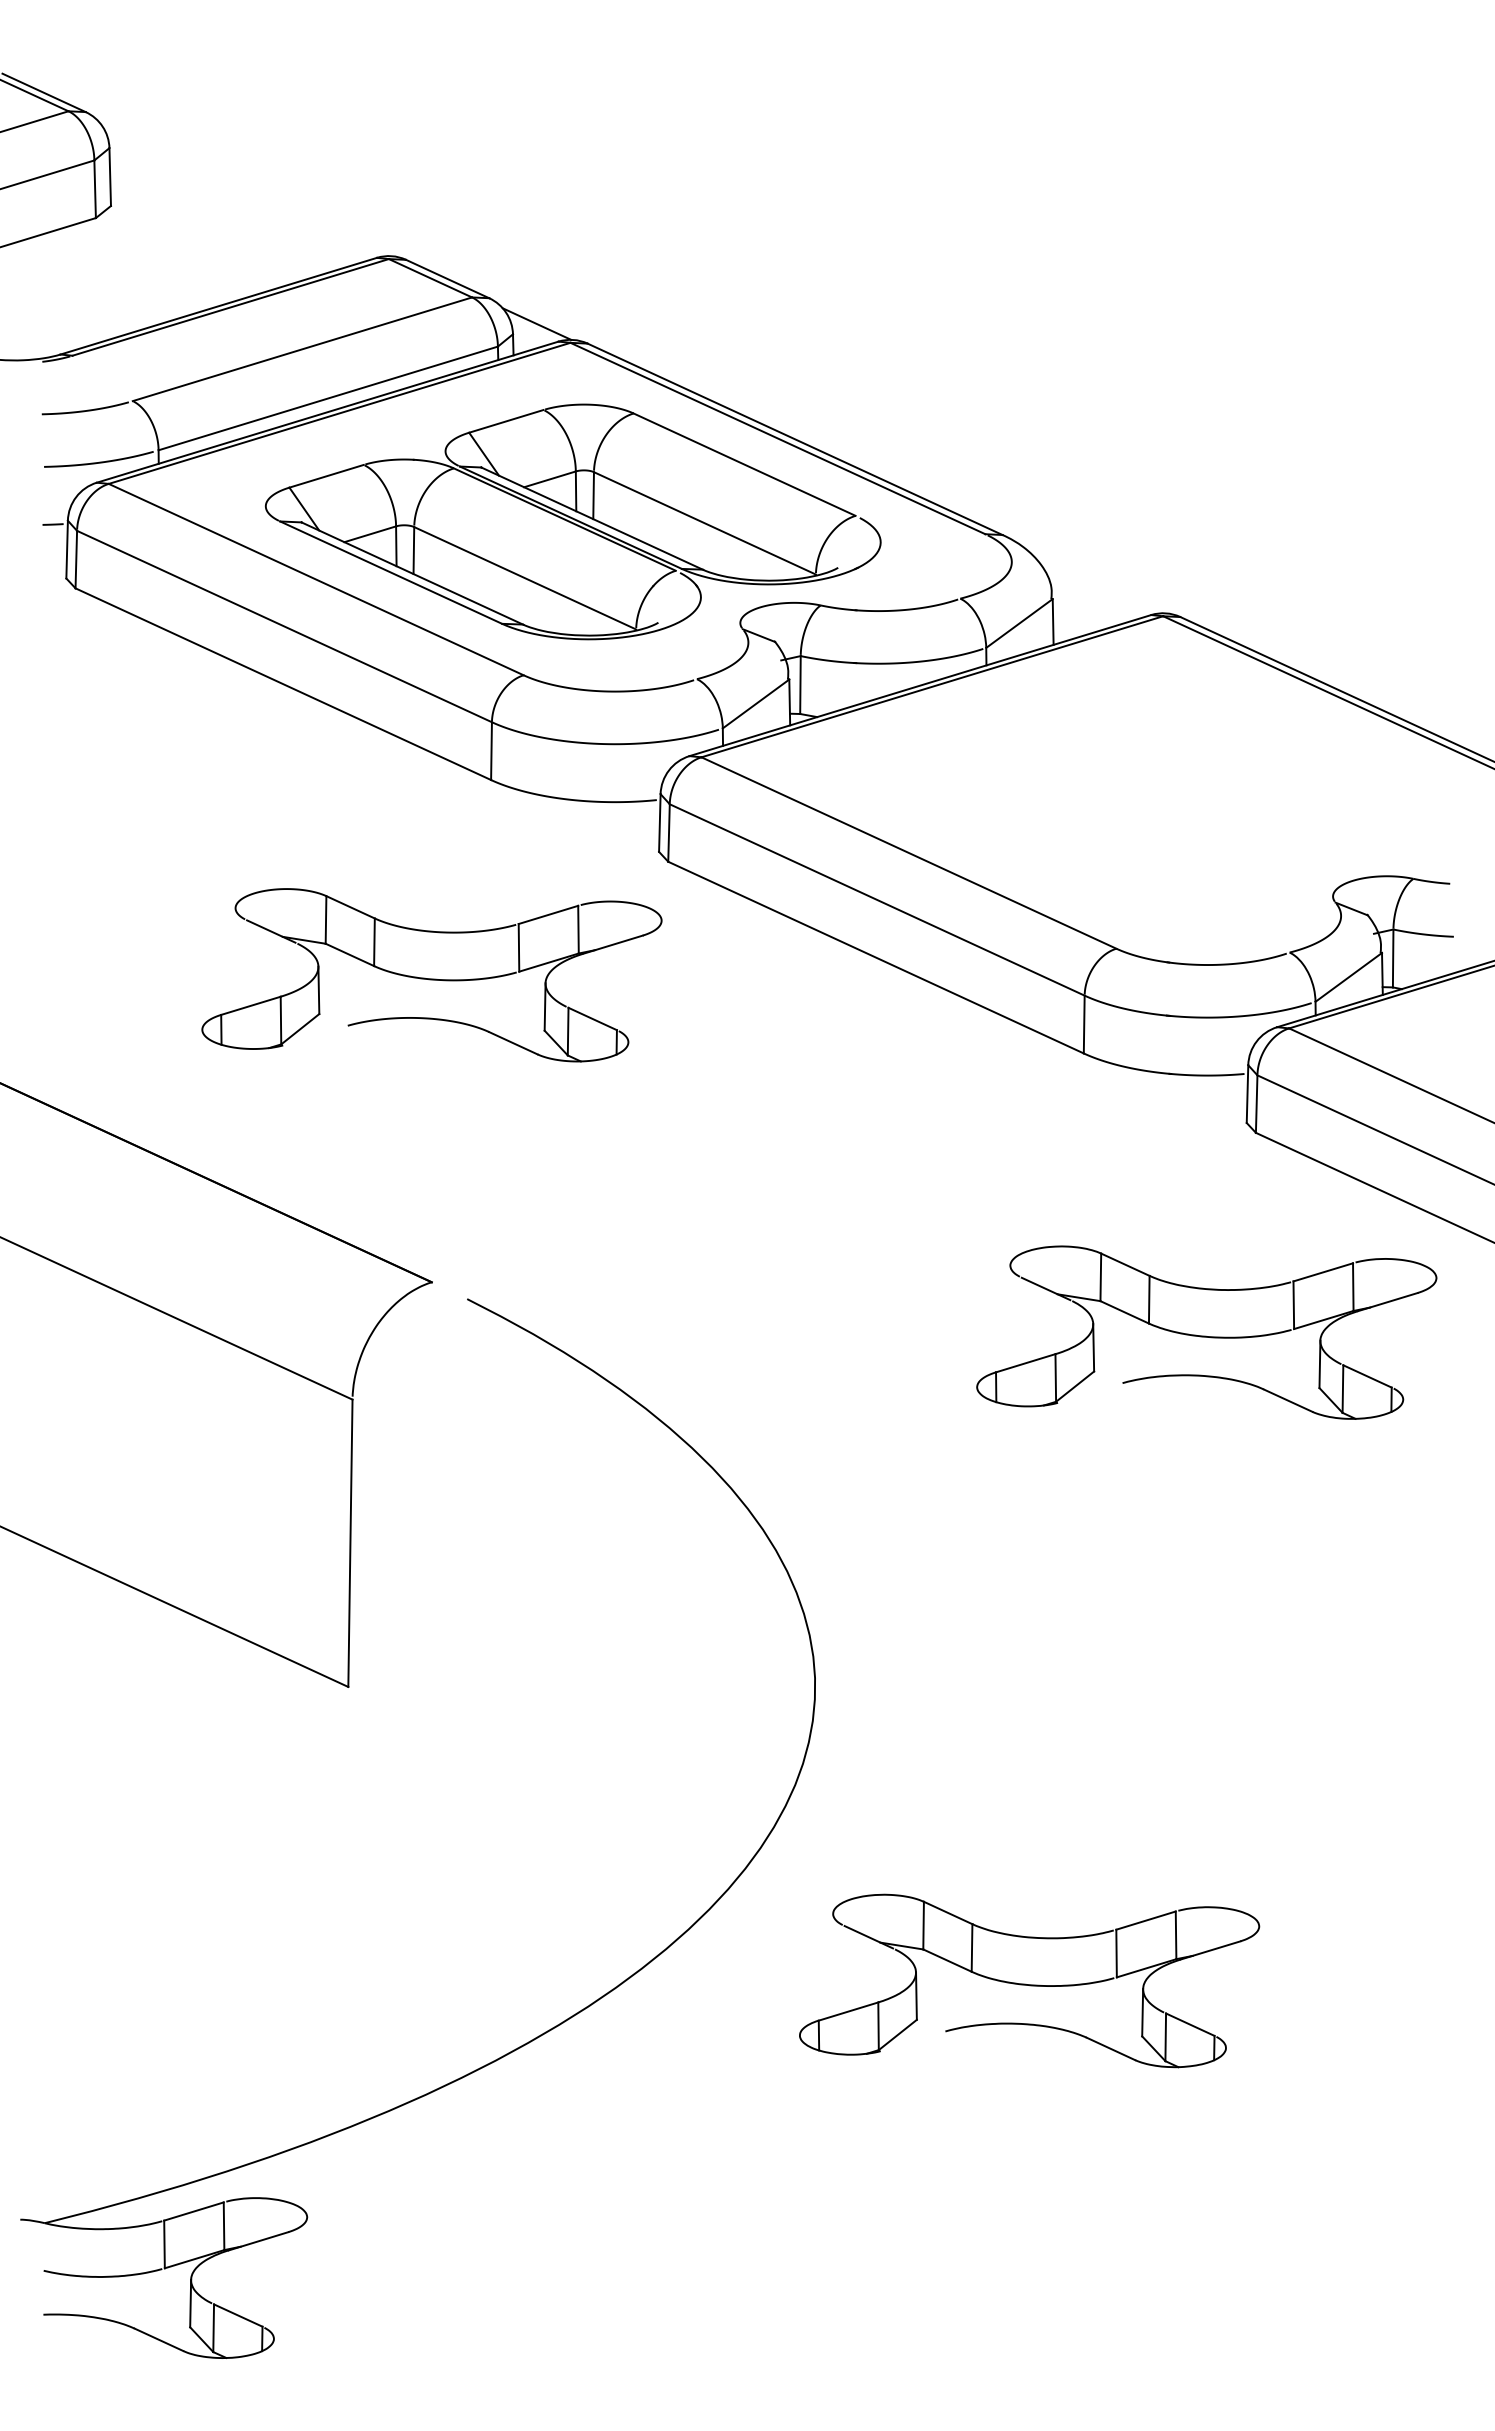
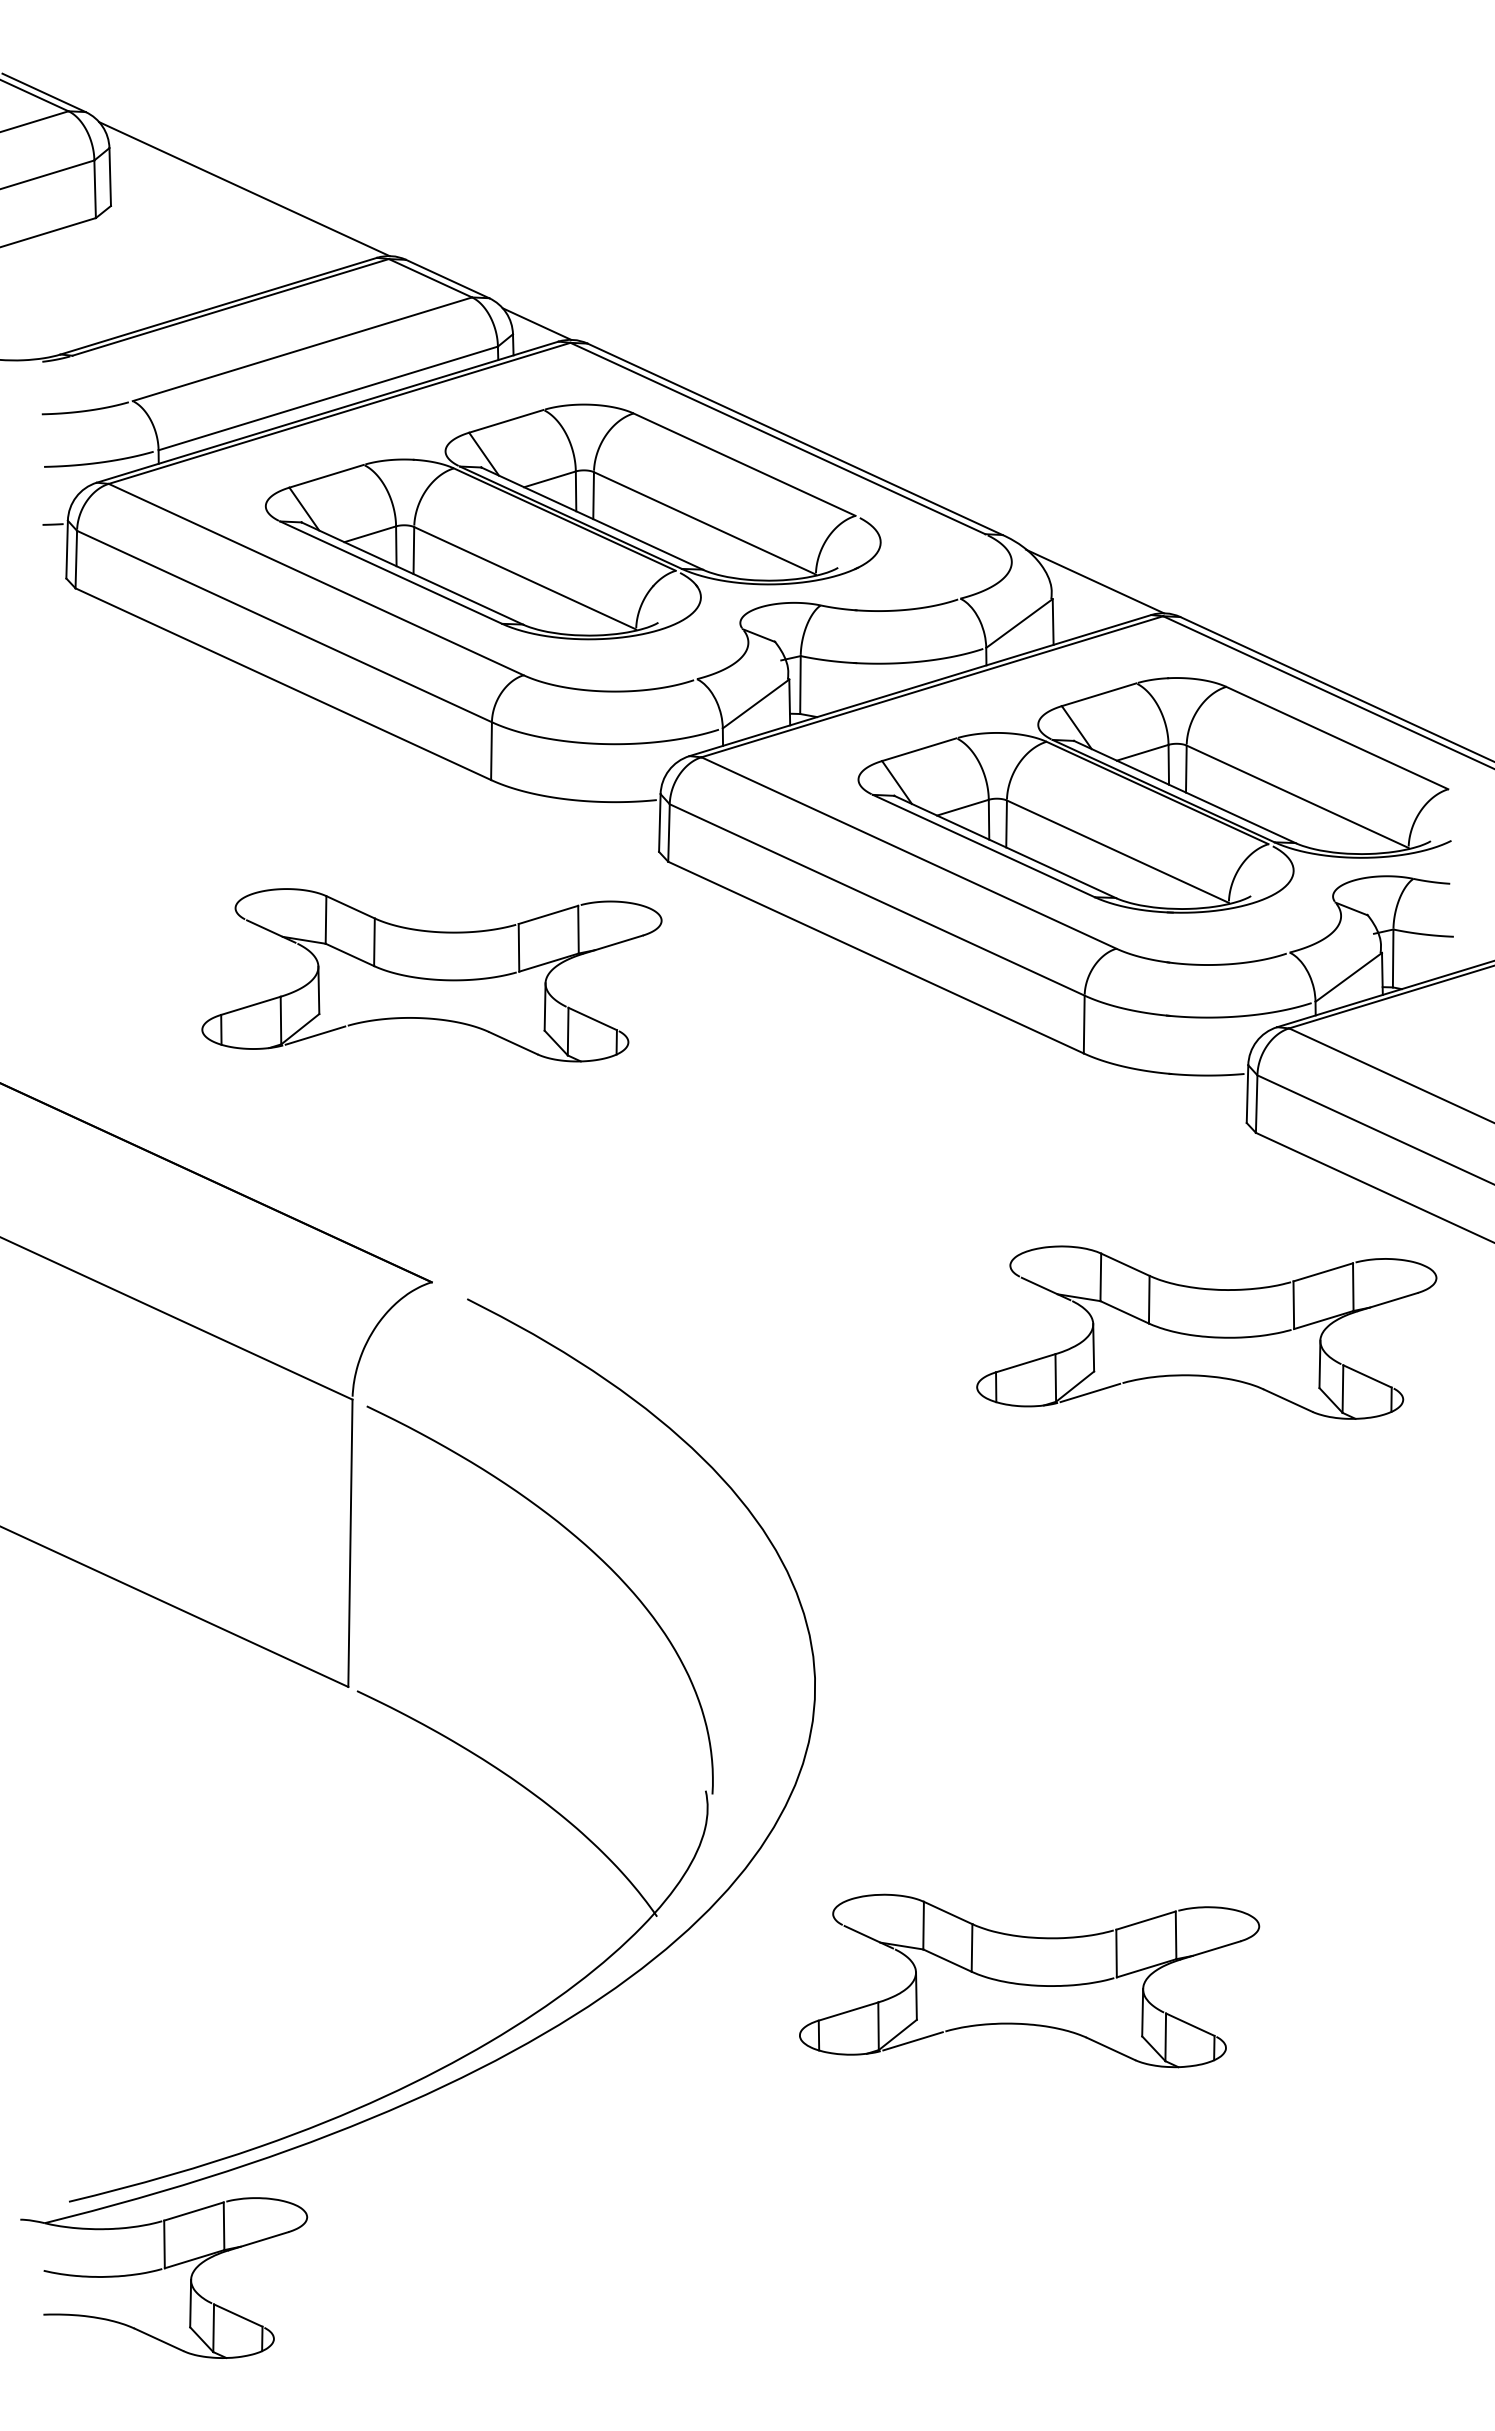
line: none -> present (244, 189)
line: none -> present (1094, 581)
part: none -> present (1154, 795)
line: none -> present (315, 1035)
line: none -> present (1090, 1392)
part: none -> present (431, 1730)
line: none -> present (912, 2041)
